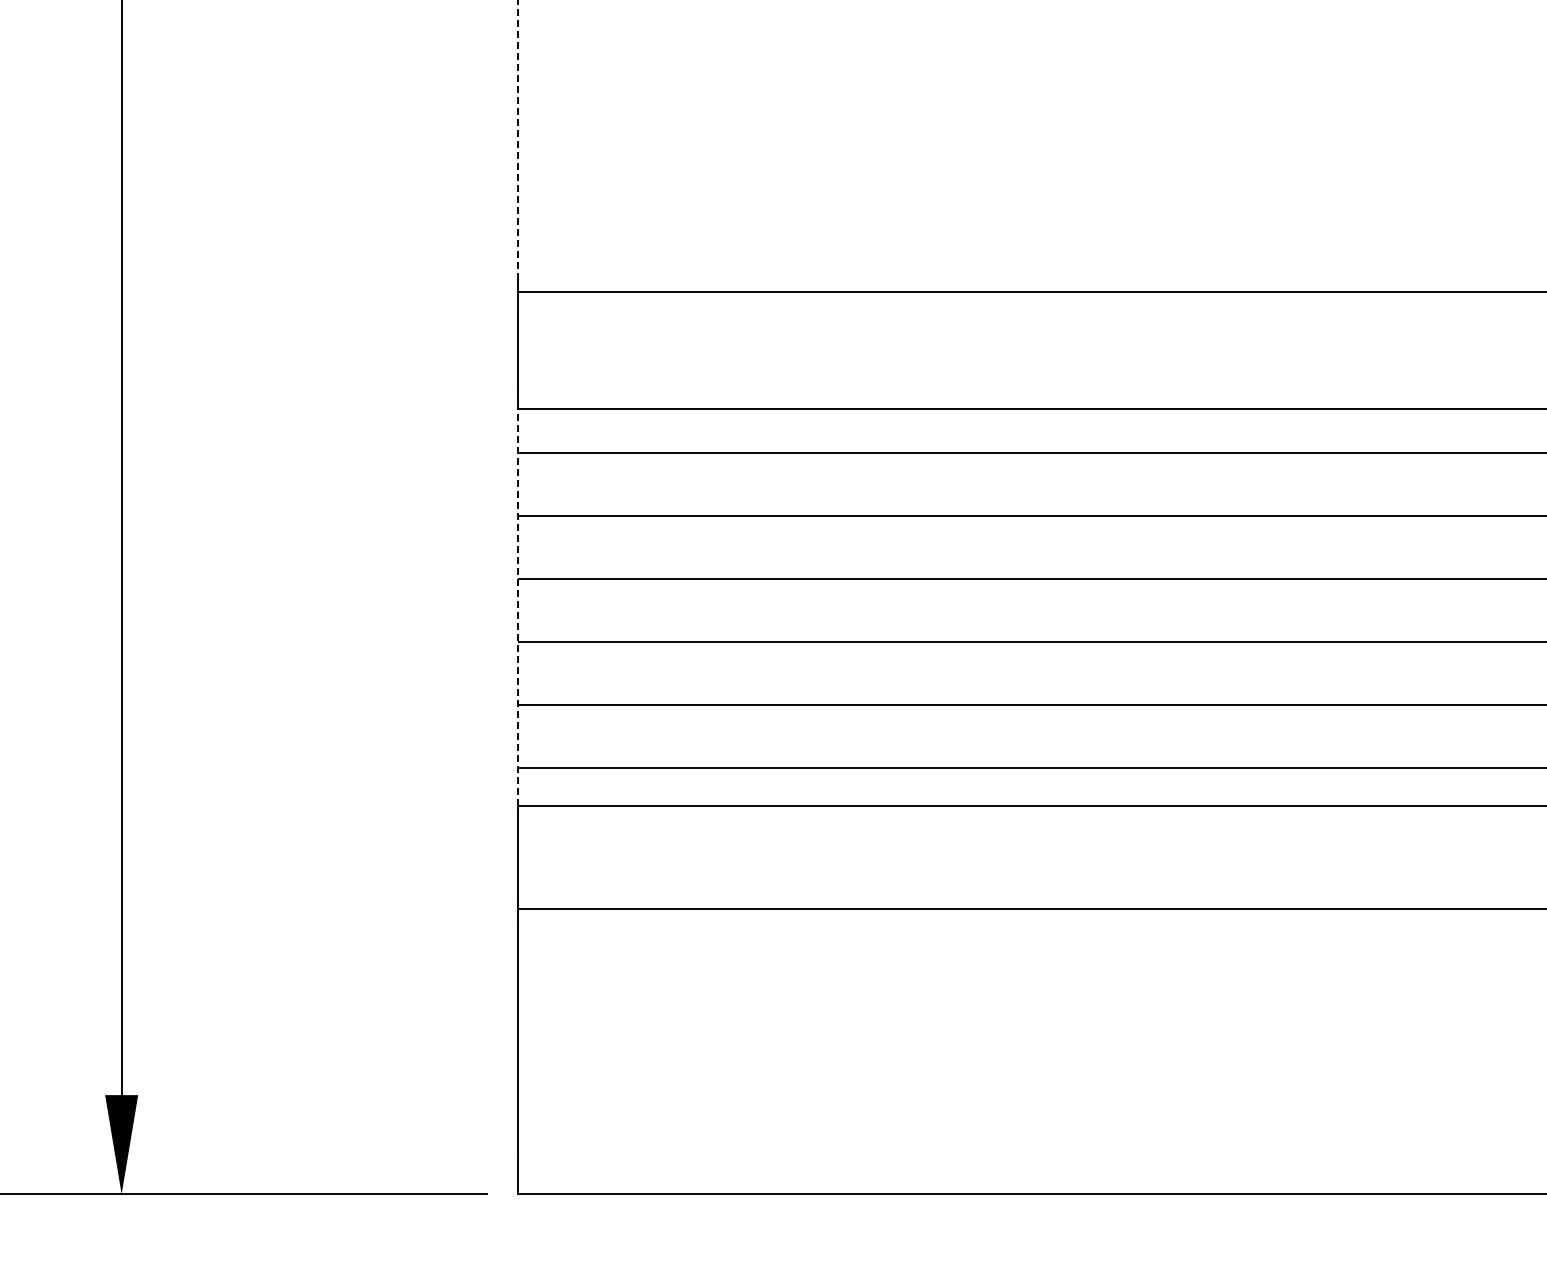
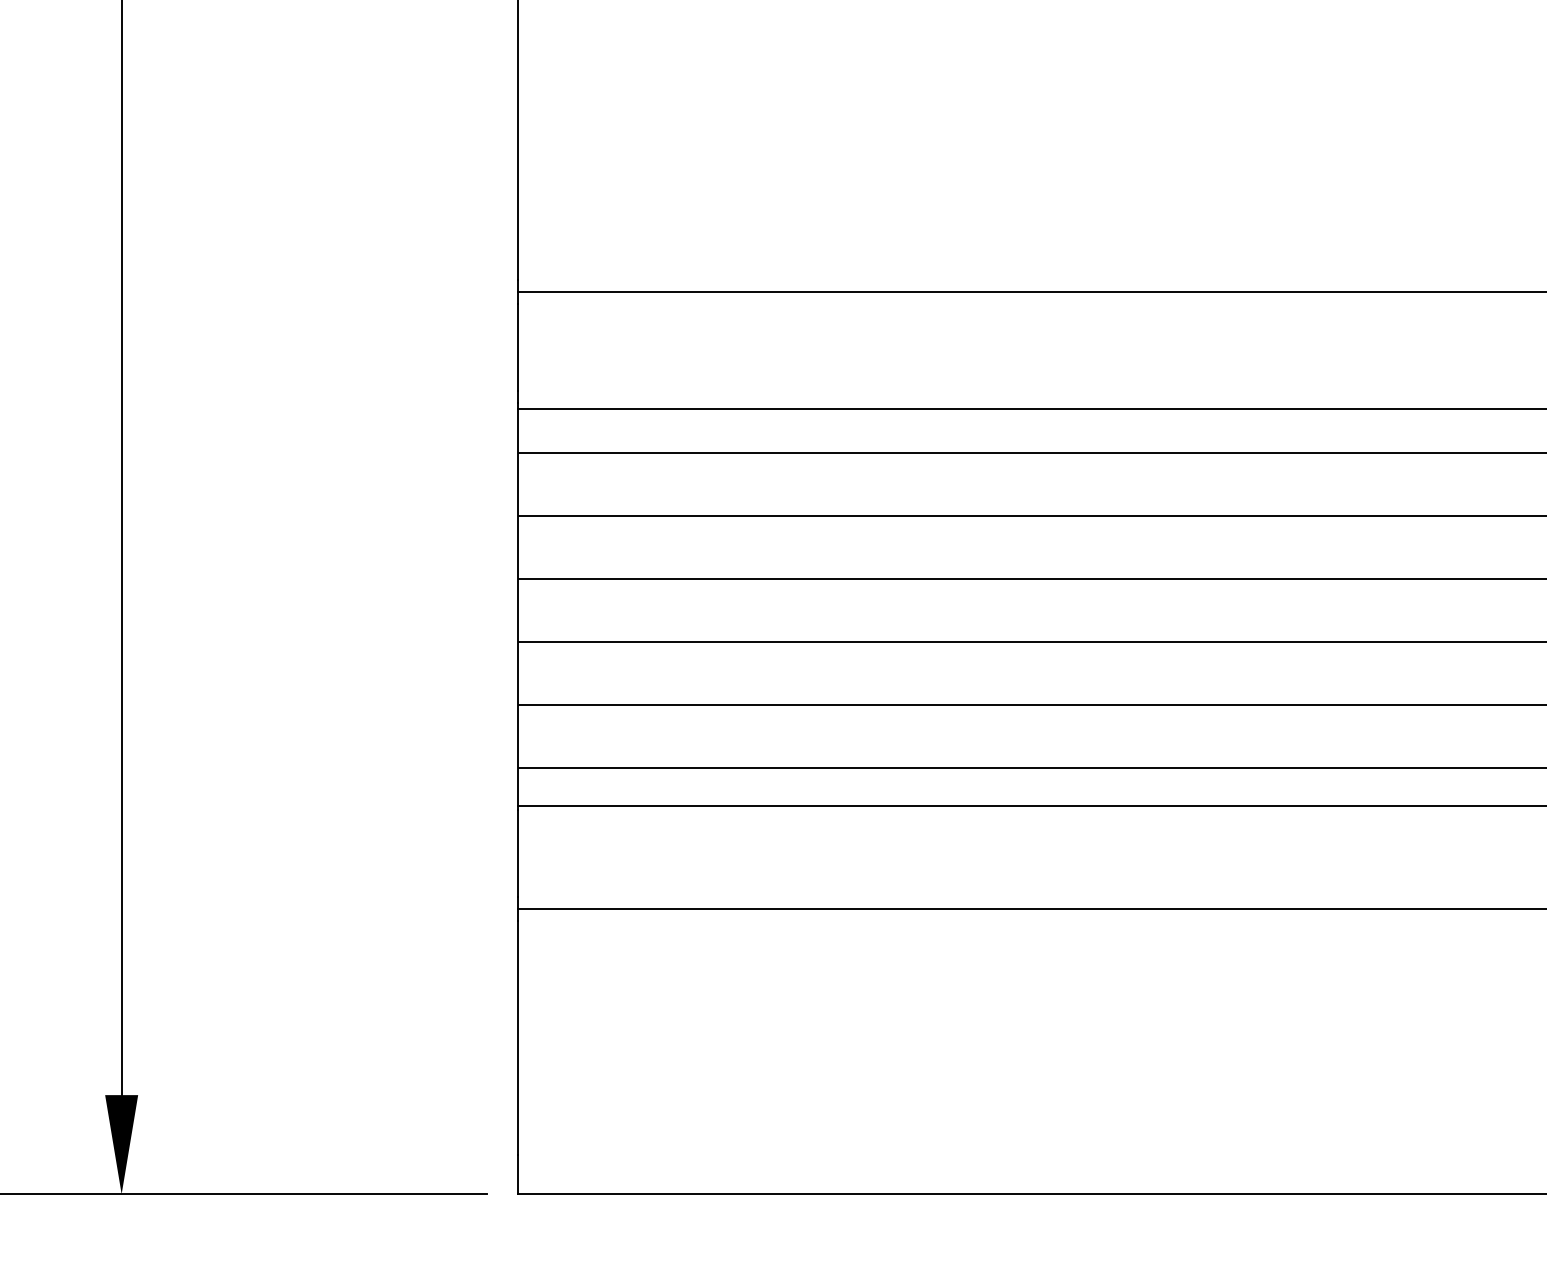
line: dashed -> solid (518, 140)
line: dashed -> solid (518, 606)
